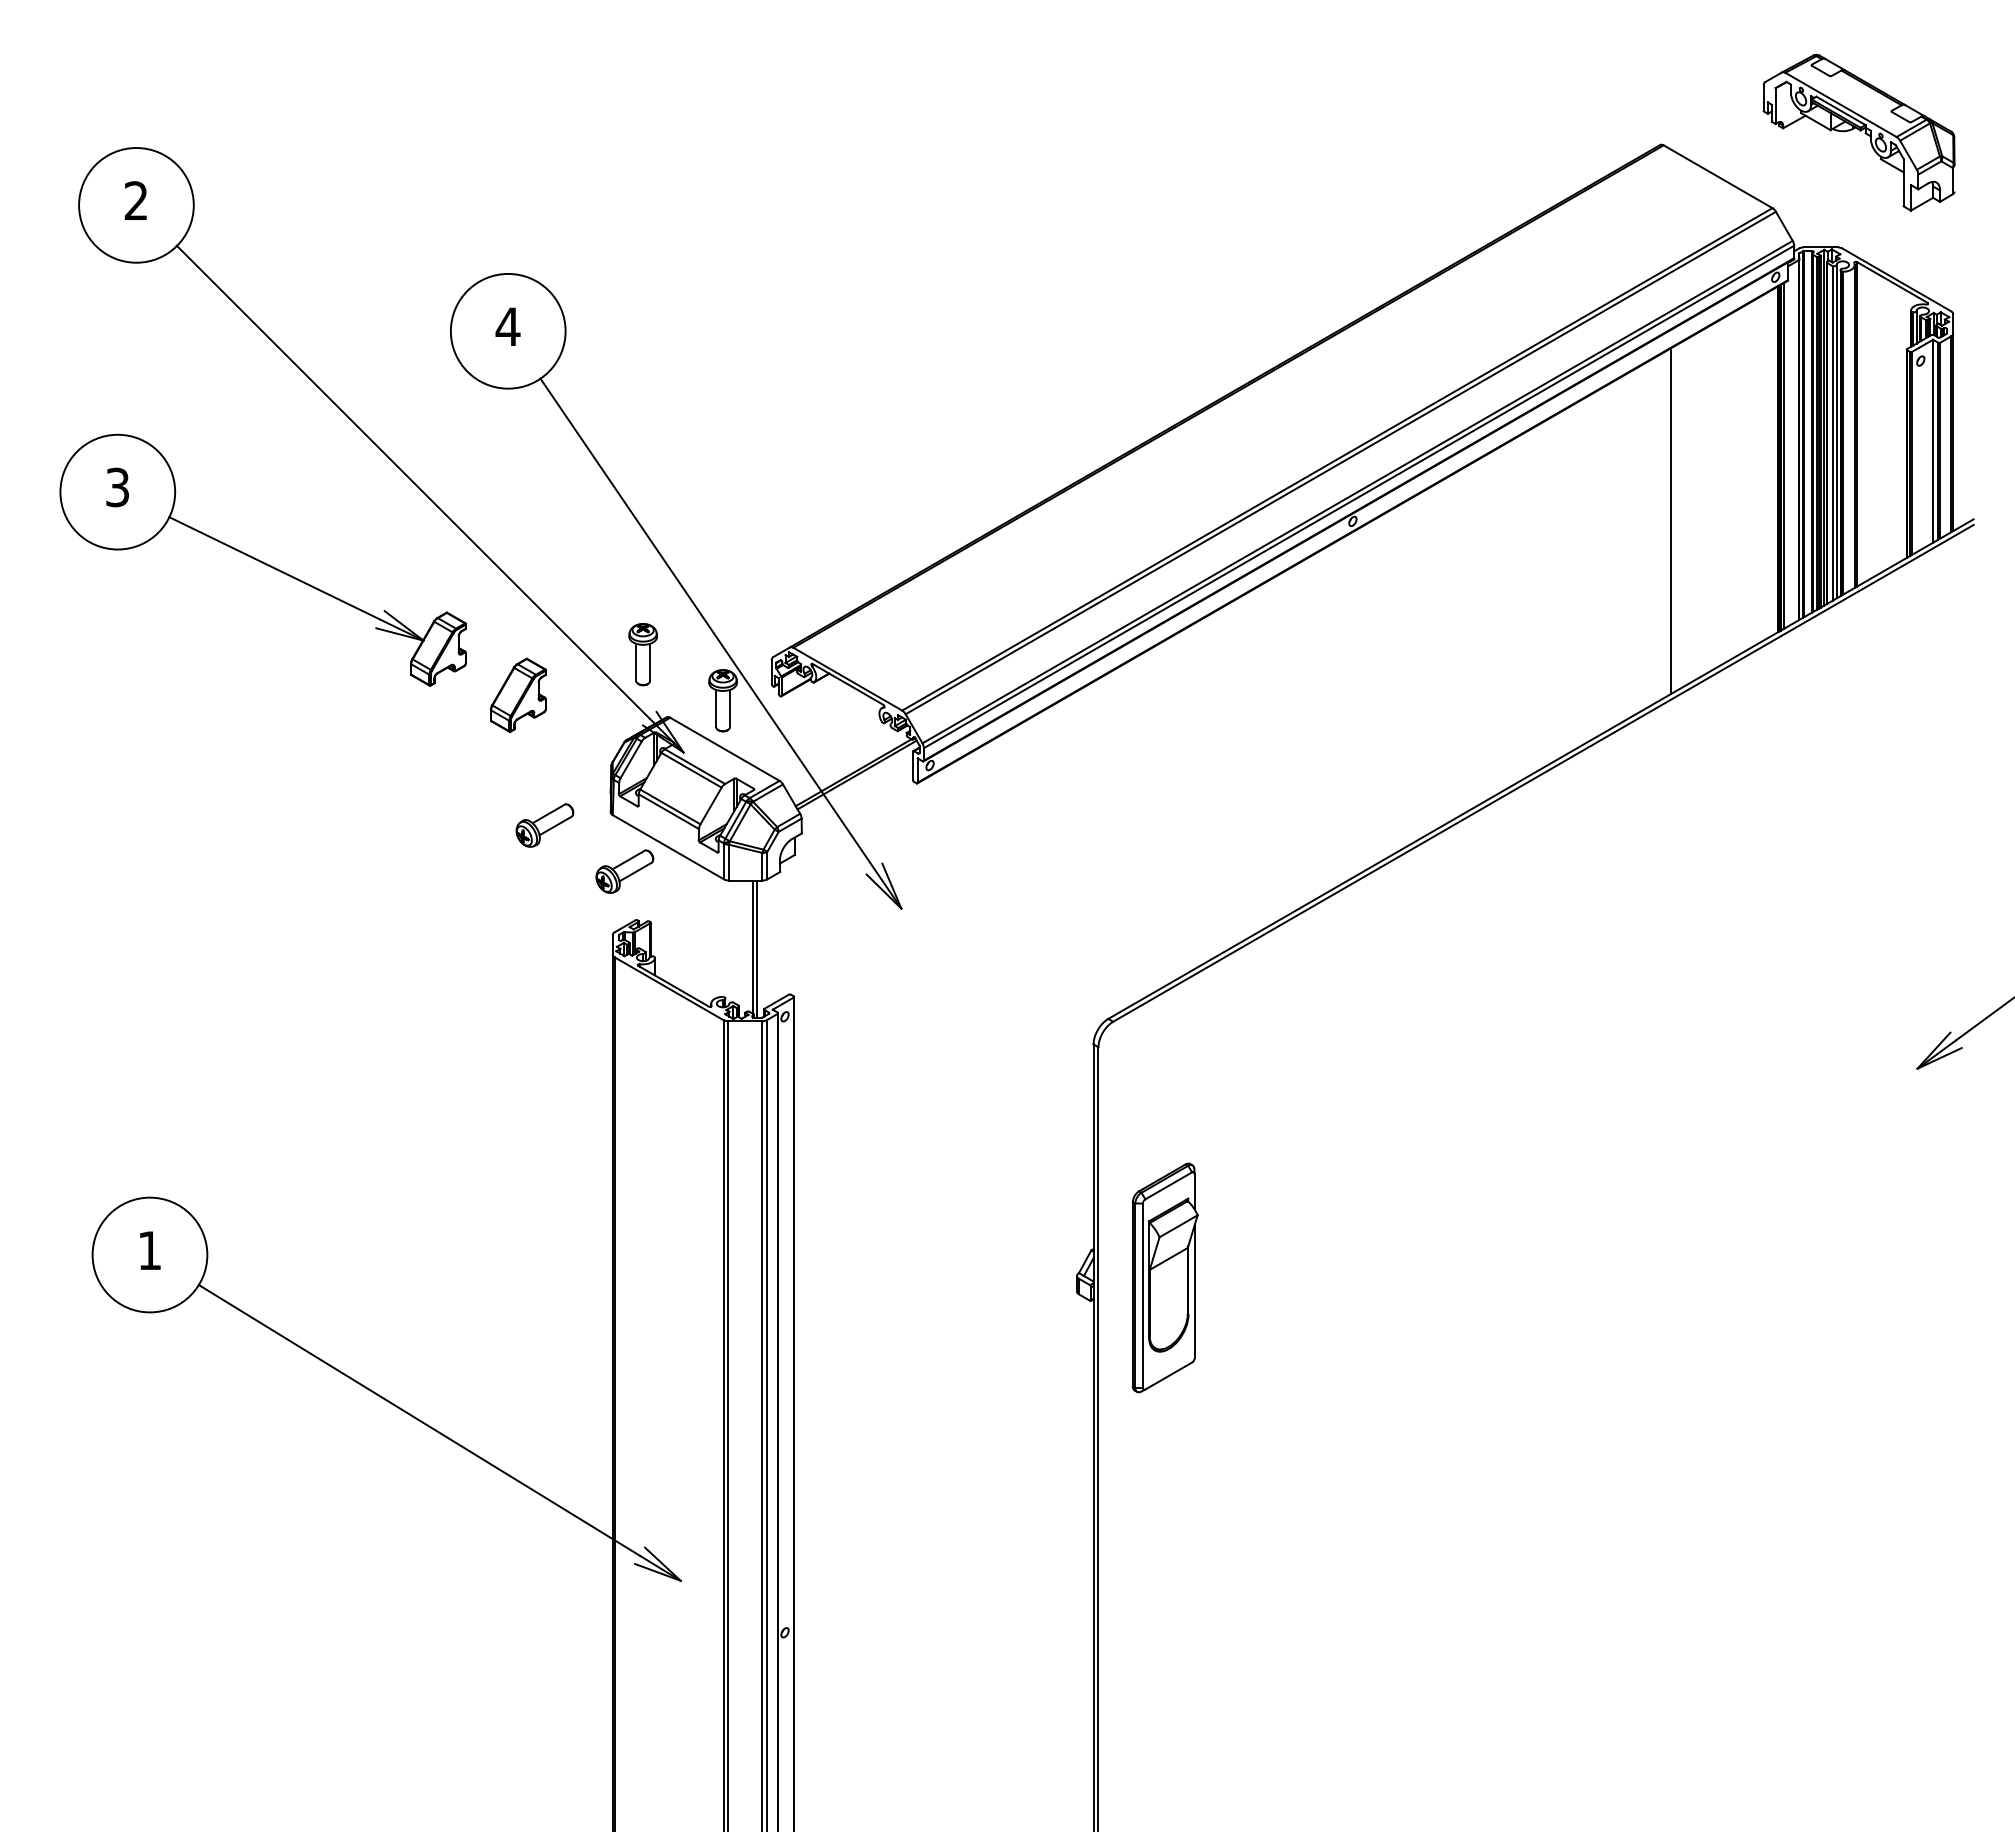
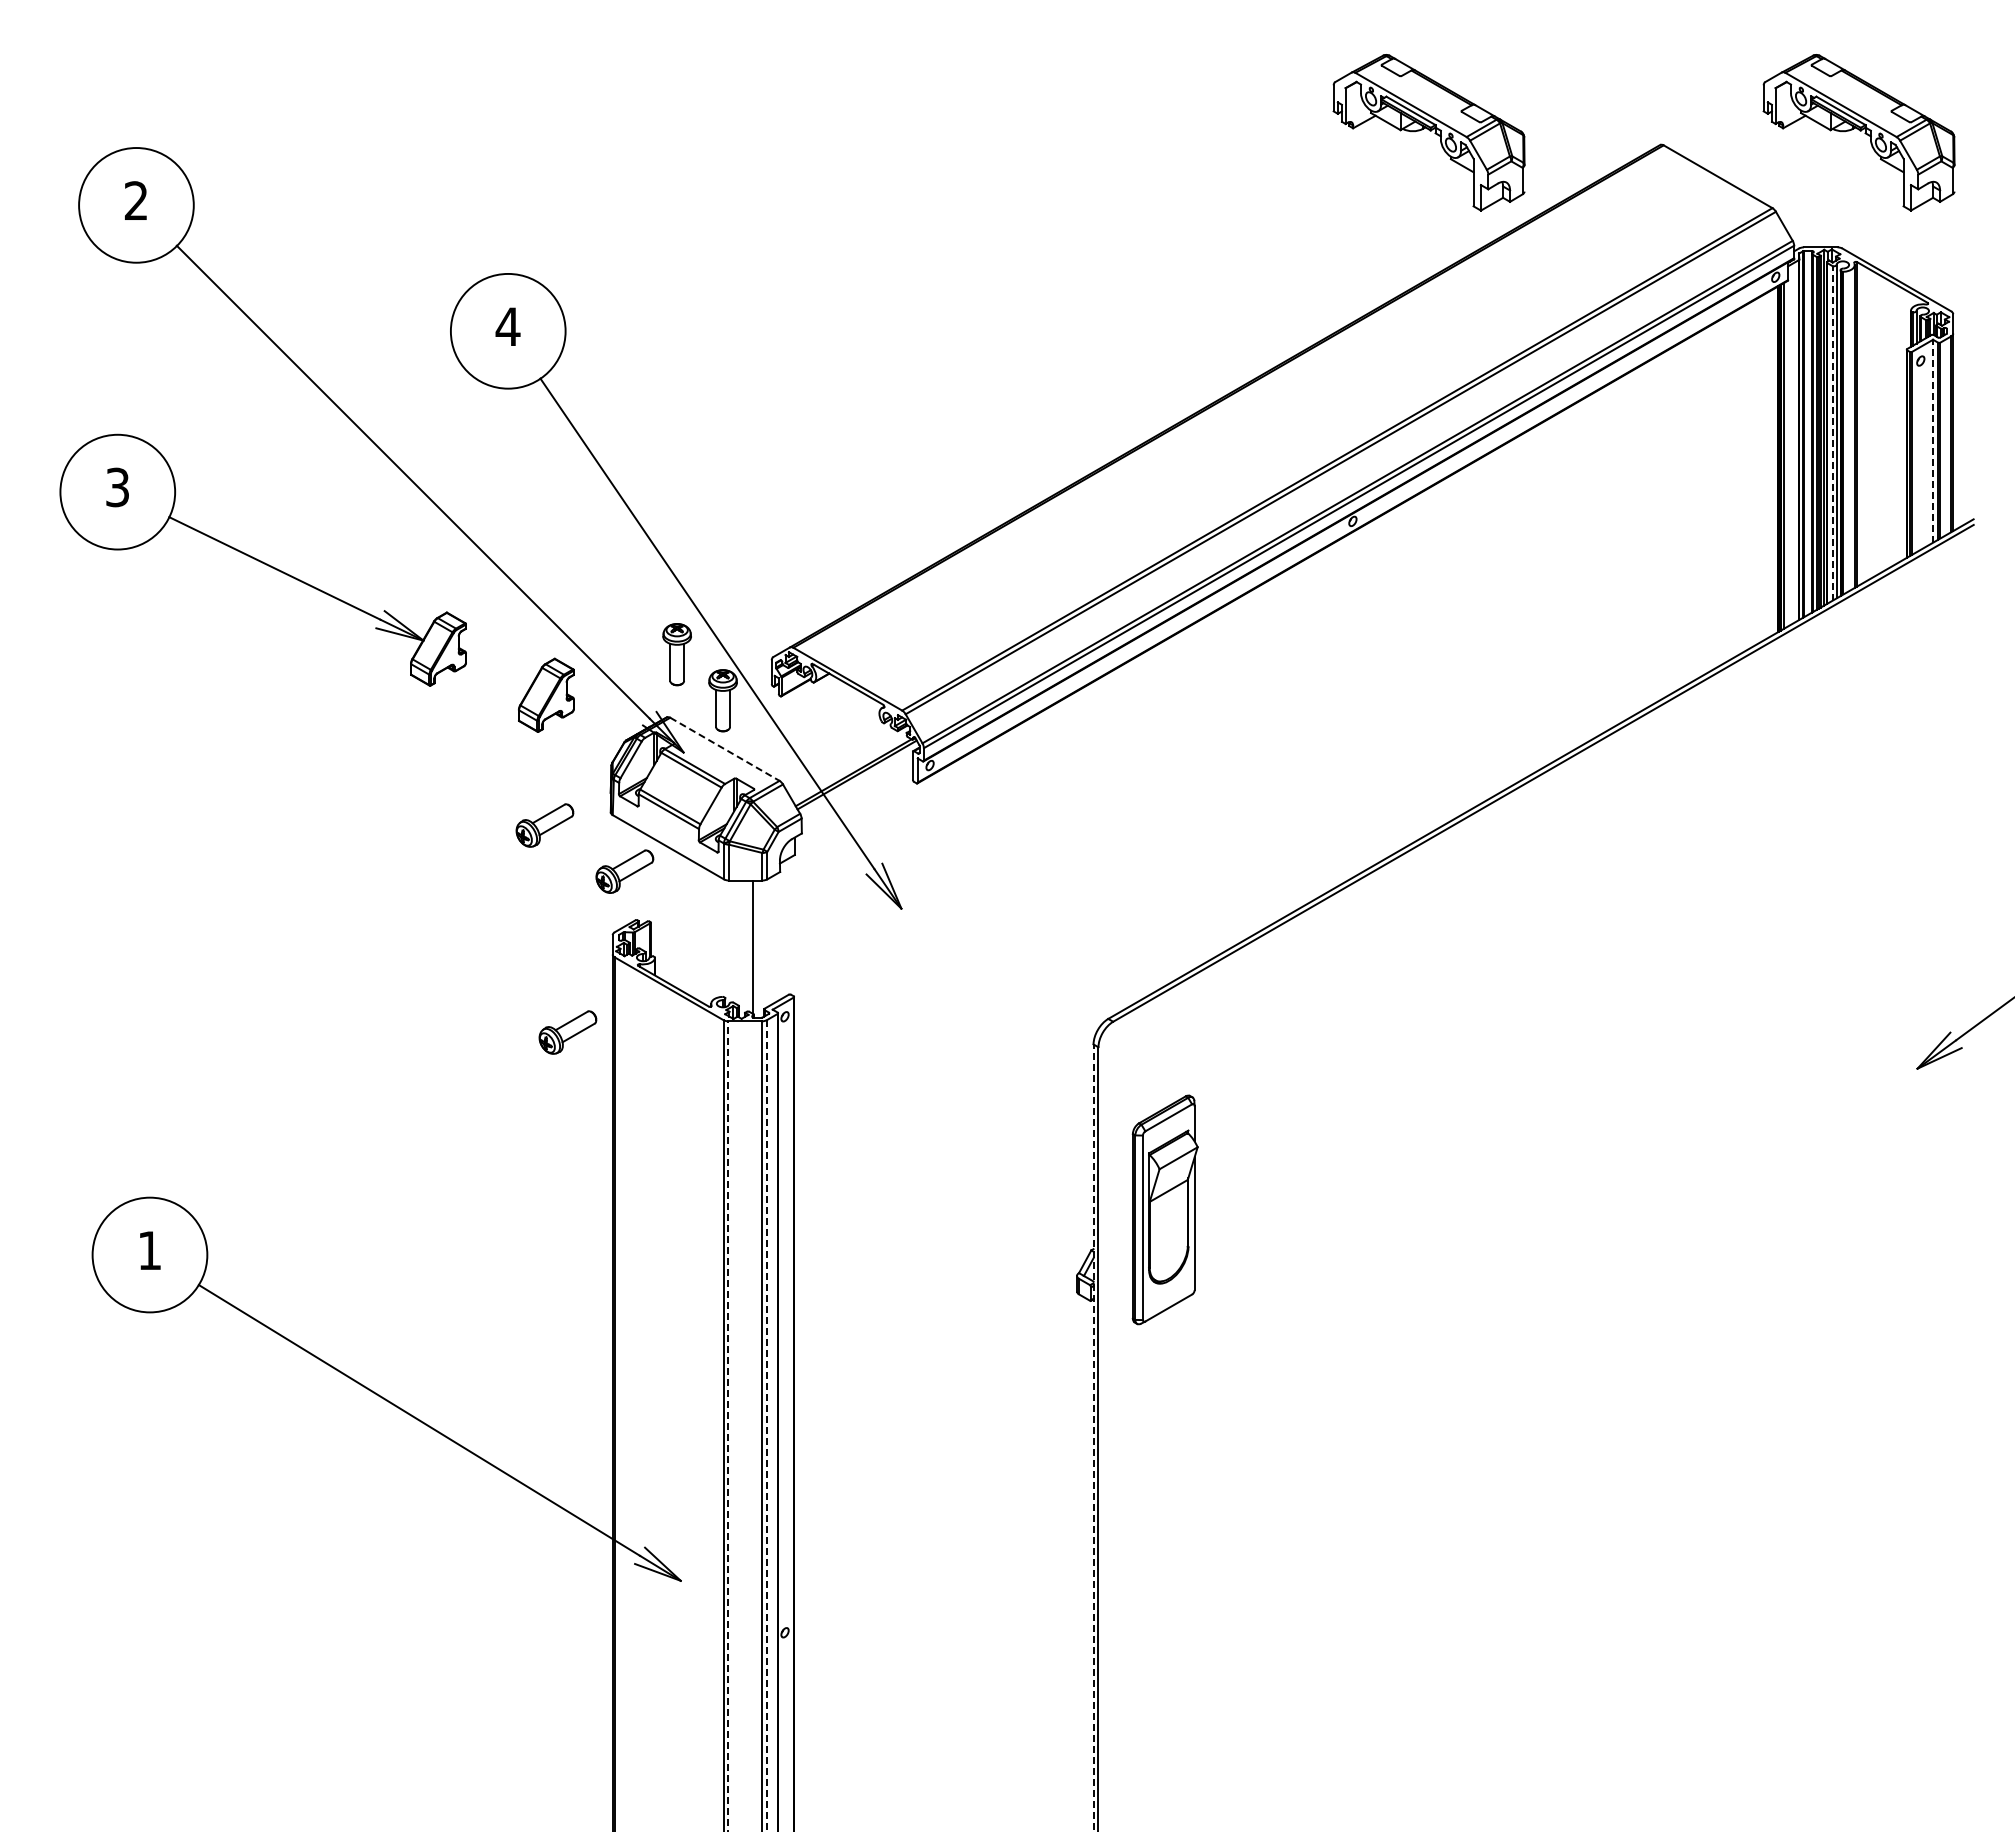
part: none -> present (1428, 132)
line: solid -> dashed (1832, 432)
line: solid -> dashed (1933, 440)
line: present -> none (1671, 521)
part position: (642, 654) -> (676, 654) (676, 654)
part position: (518, 694) -> (546, 694) (546, 694)
line: solid -> dashed (725, 749)
line: present -> none (756, 948)
part: none -> present (567, 1032)
part position: (1164, 1277) -> (1164, 1209) (1164, 1209)
line: solid -> dashed (728, 1426)
line: solid -> dashed (766, 1426)
line: solid -> dashed (1093, 1437)
